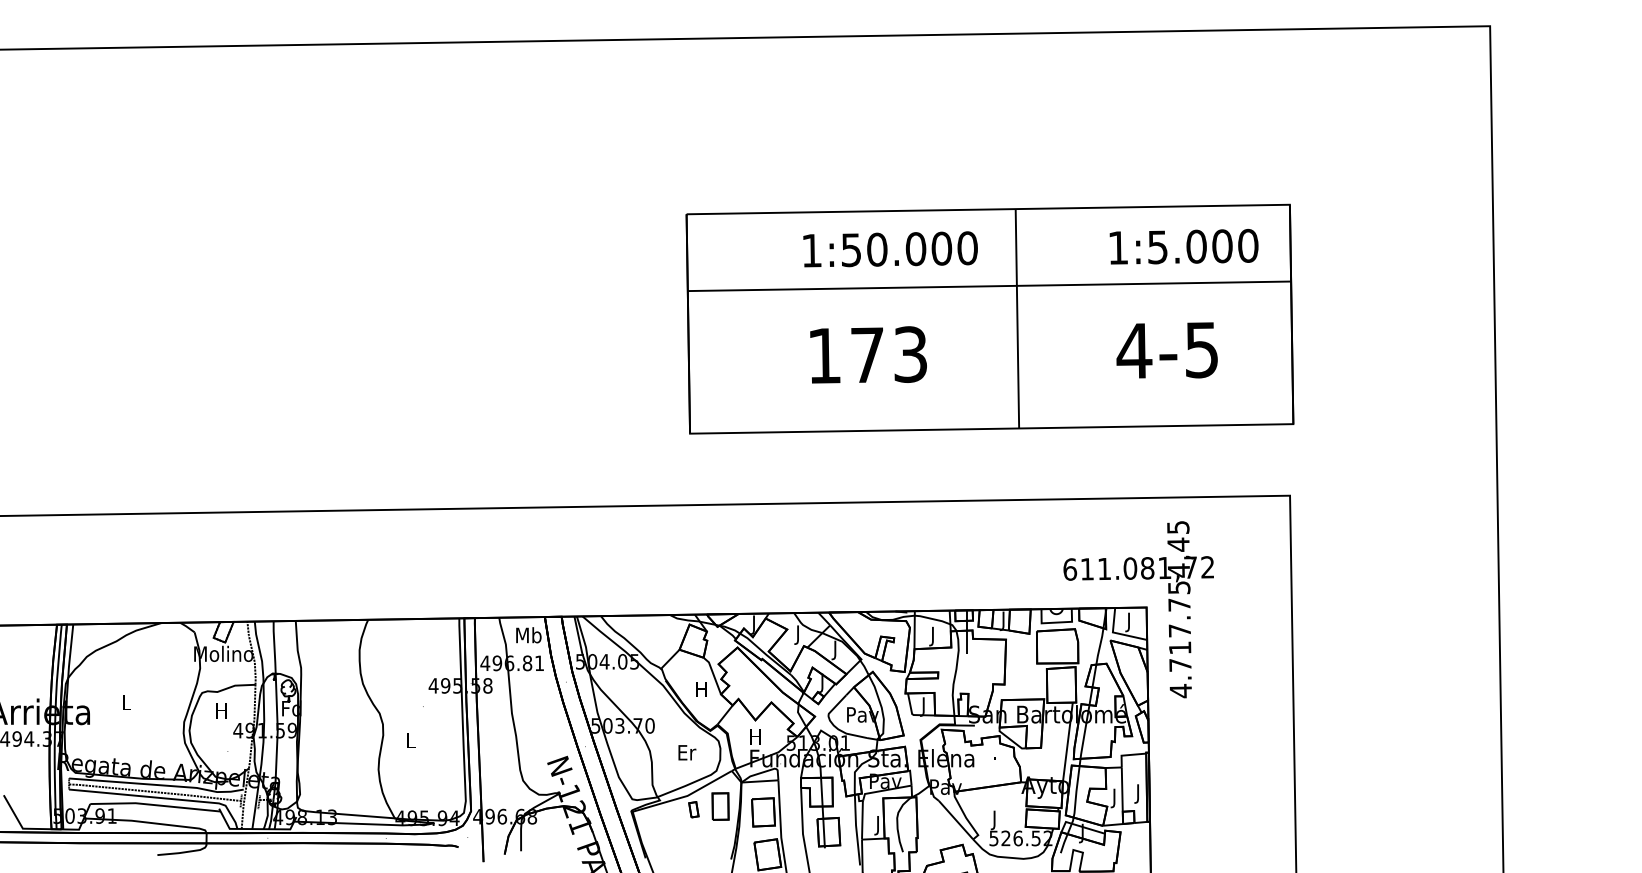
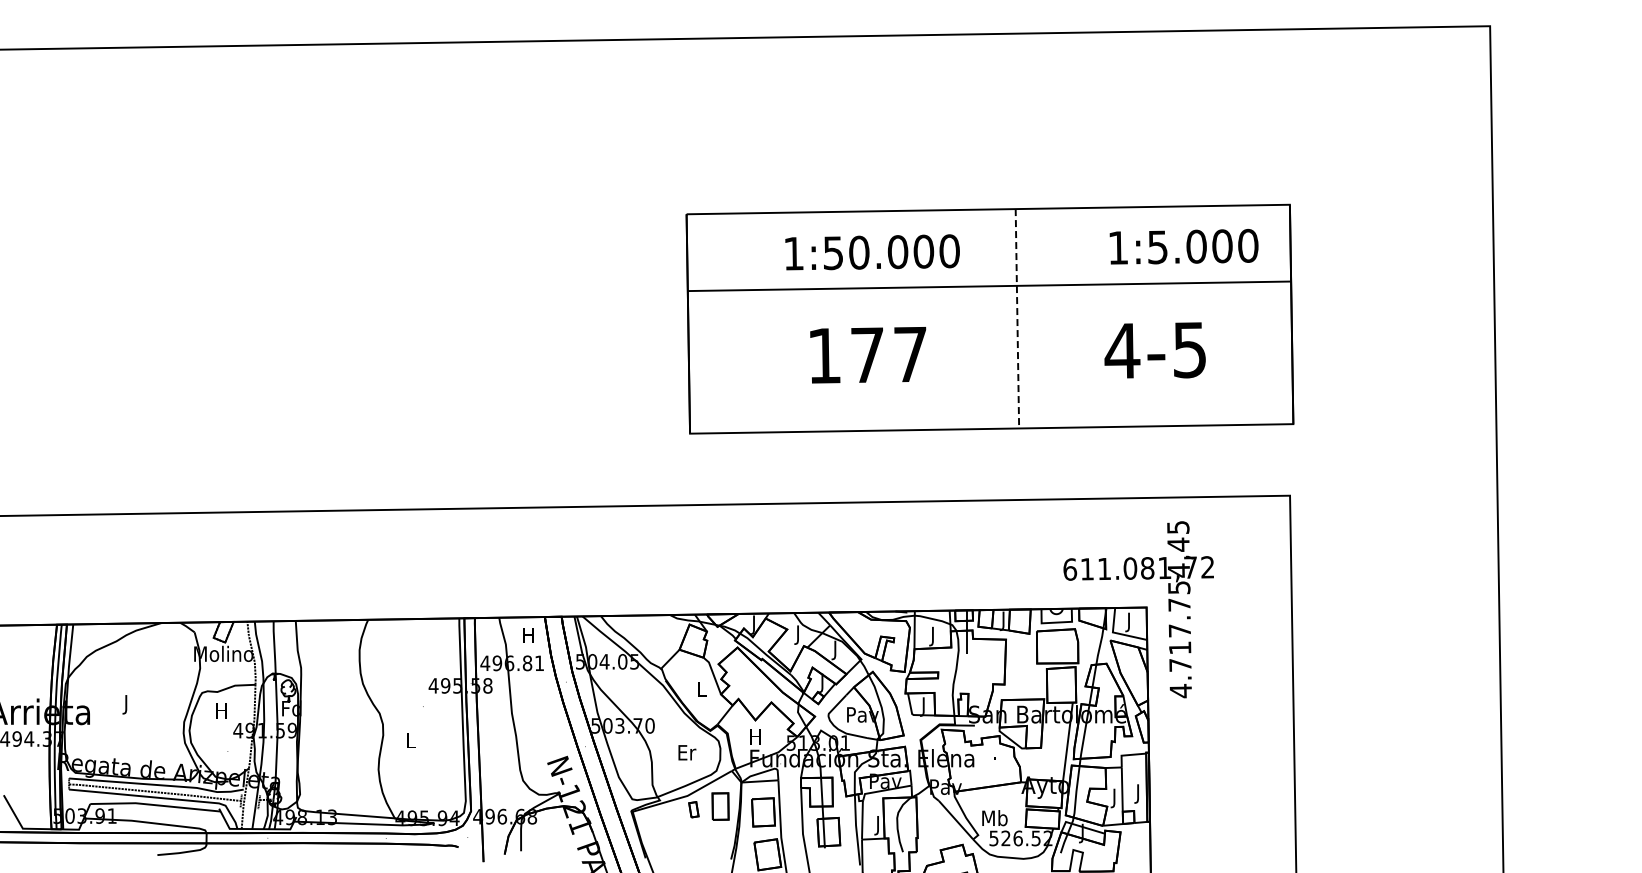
text position: (890, 249) -> (872, 252) (872, 252)
line: solid -> dashed (1017, 318)
text position: (1166, 350) -> (1154, 350) (1154, 350)
text: 173 -> 177 (910, 354)
text: Mb -> H (528, 635)
text: H -> L (701, 689)
text: L -> J (126, 704)
text: J -> Mb (994, 820)
